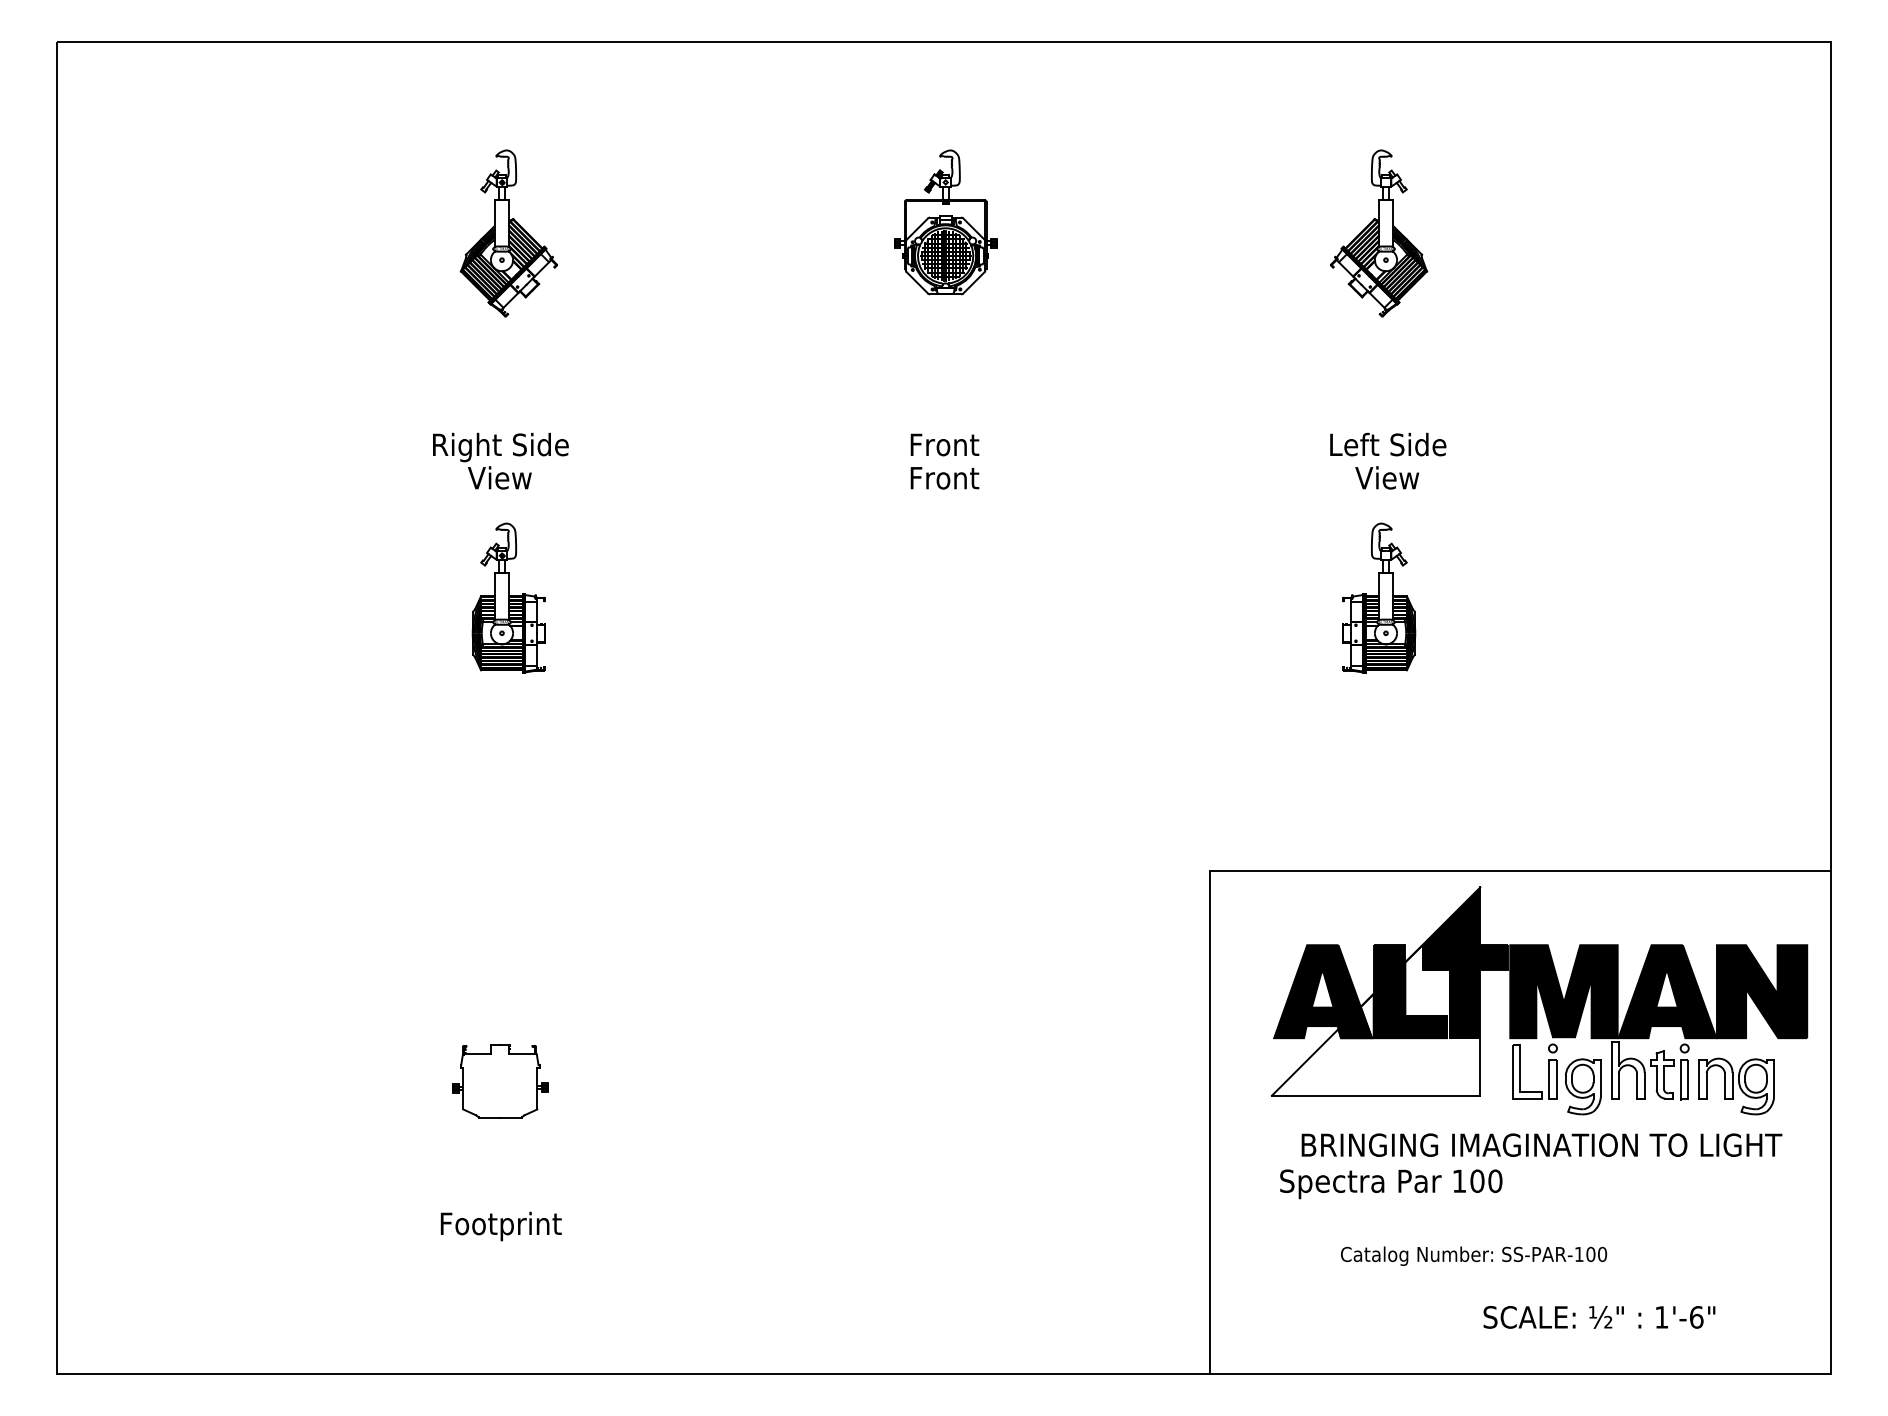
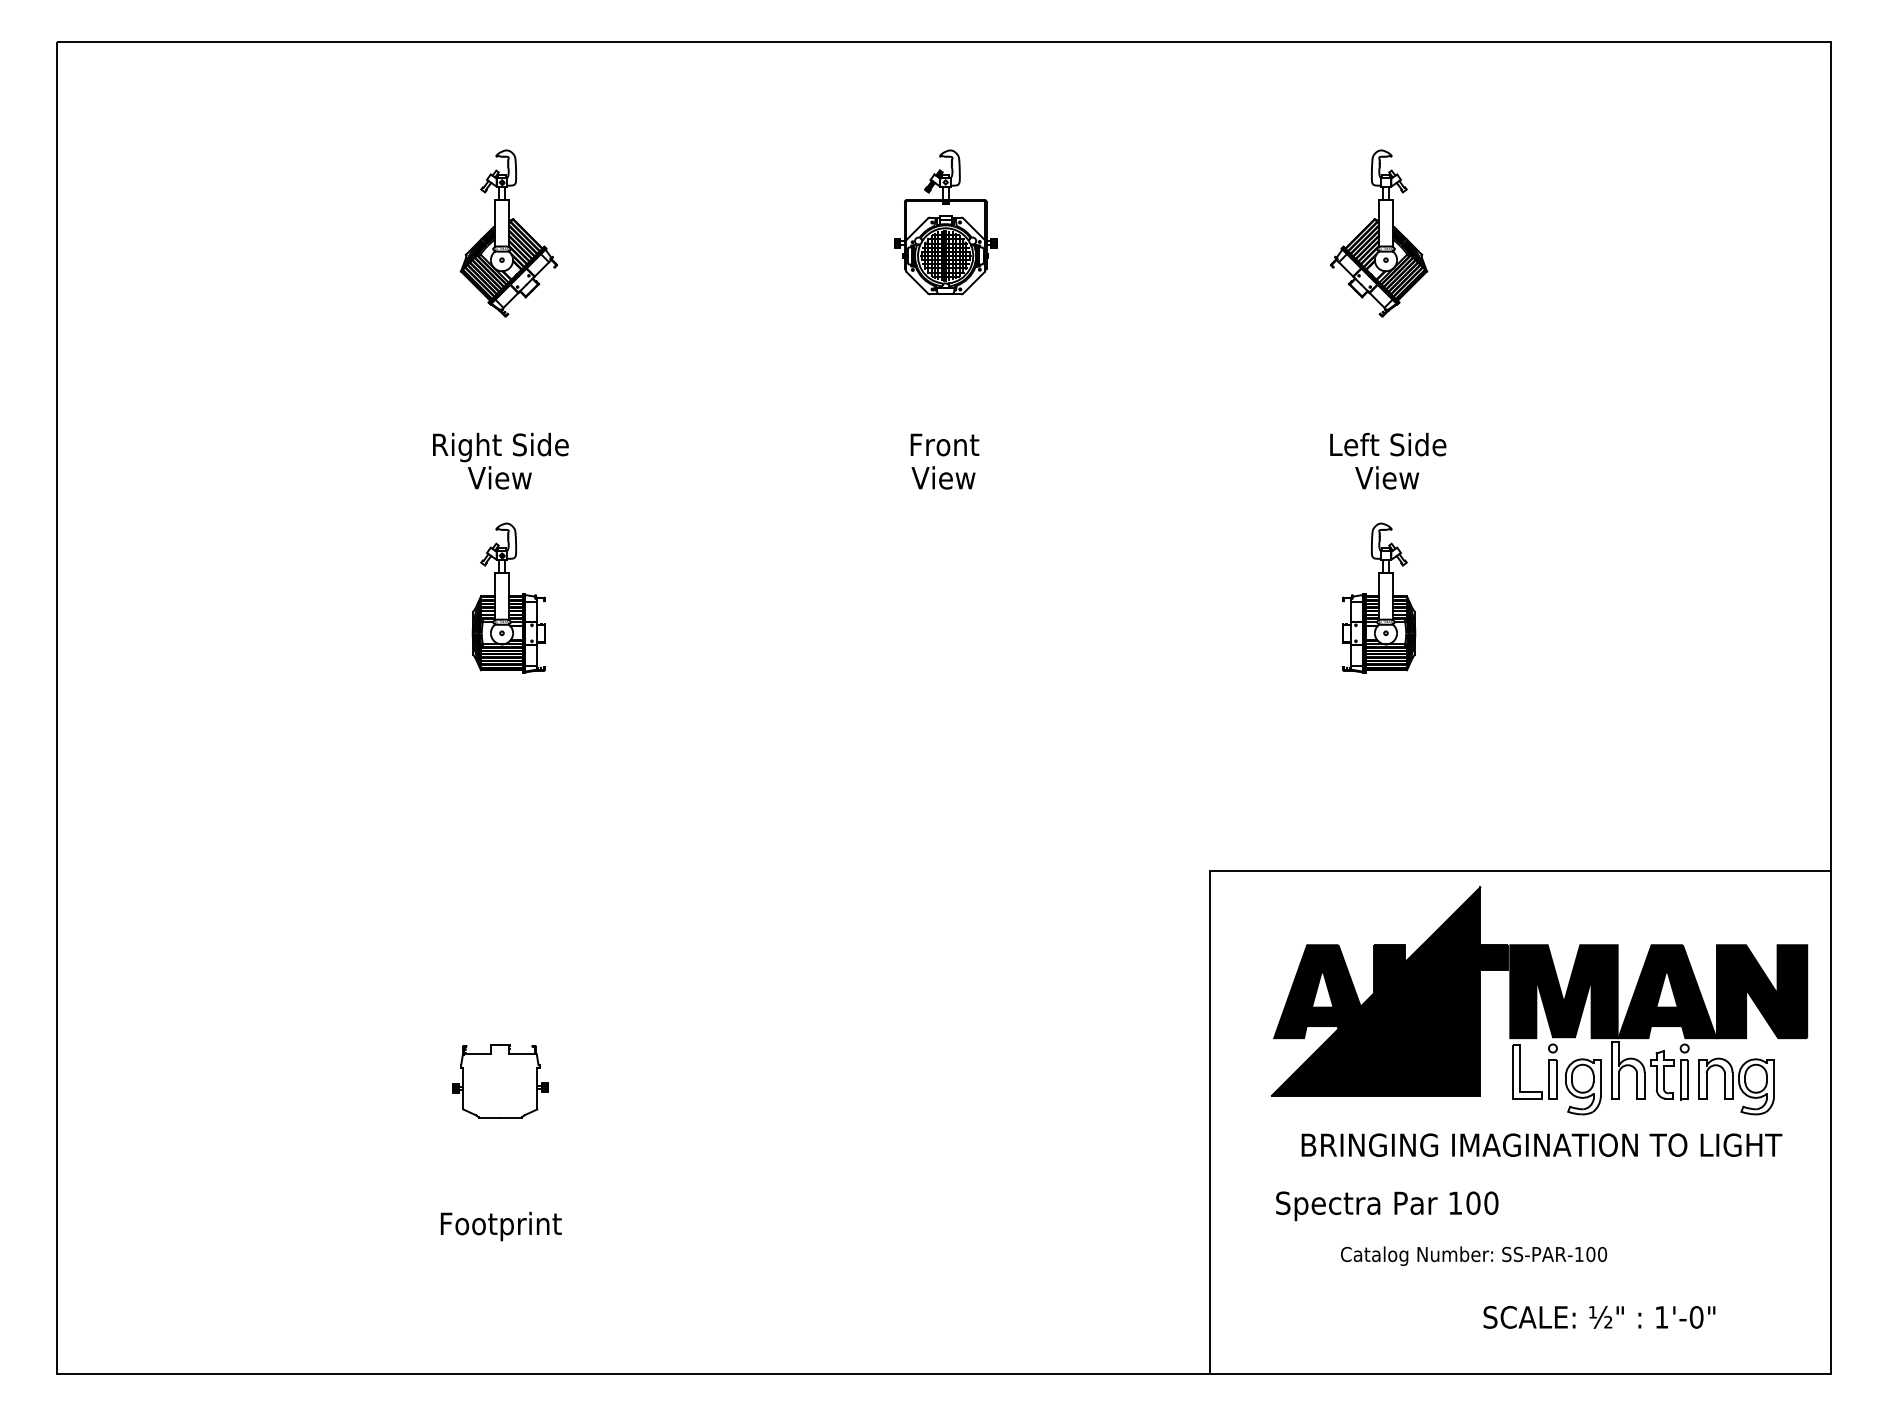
text: Front -> View (944, 477)
fill: none -> present (1375, 1020)
text position: (1391, 1184) -> (1387, 1206) (1387, 1206)
text: 1'-6" -> 1'-0" (1696, 1317)
